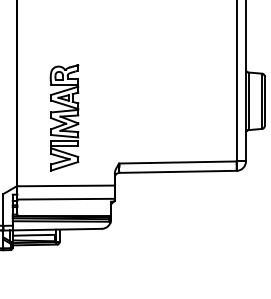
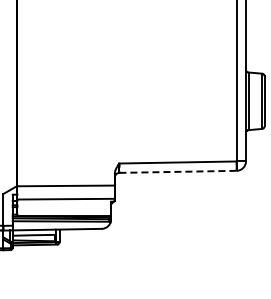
part: present -> none (64, 117)
line: solid -> dashed (178, 171)
